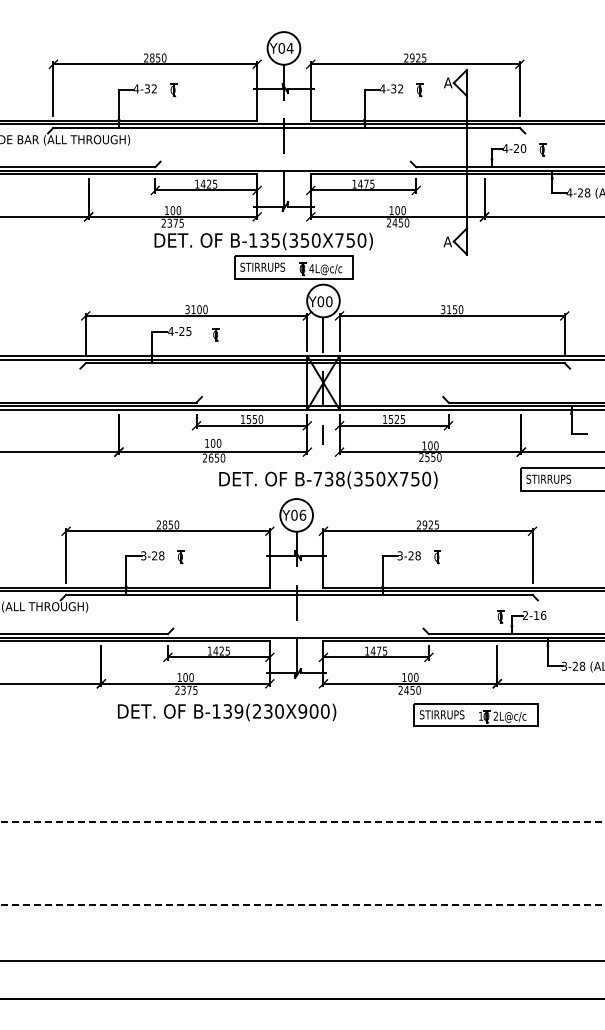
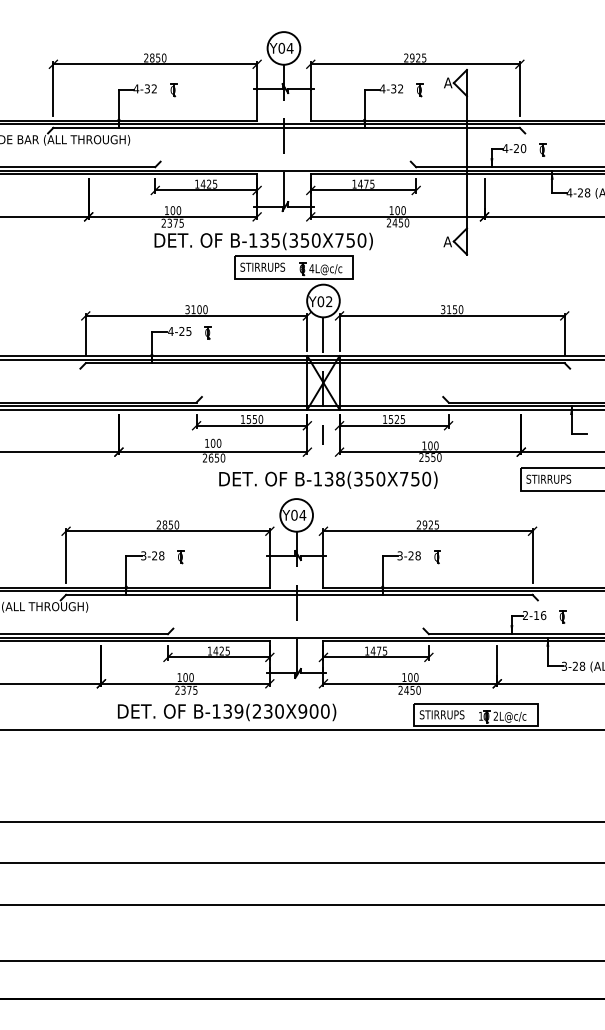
text: Y00 -> Y02 (329, 301)
part position: (215, 334) -> (207, 332) (207, 332)
text: B-738(3 -> B-138(3 (317, 479)
text: Y06 -> Y04 (302, 514)
part position: (500, 616) -> (562, 616) (562, 616)
line: none -> present (301, 730)
line: dashed -> solid (302, 821)
line: none -> present (301, 863)
line: dashed -> solid (302, 904)
